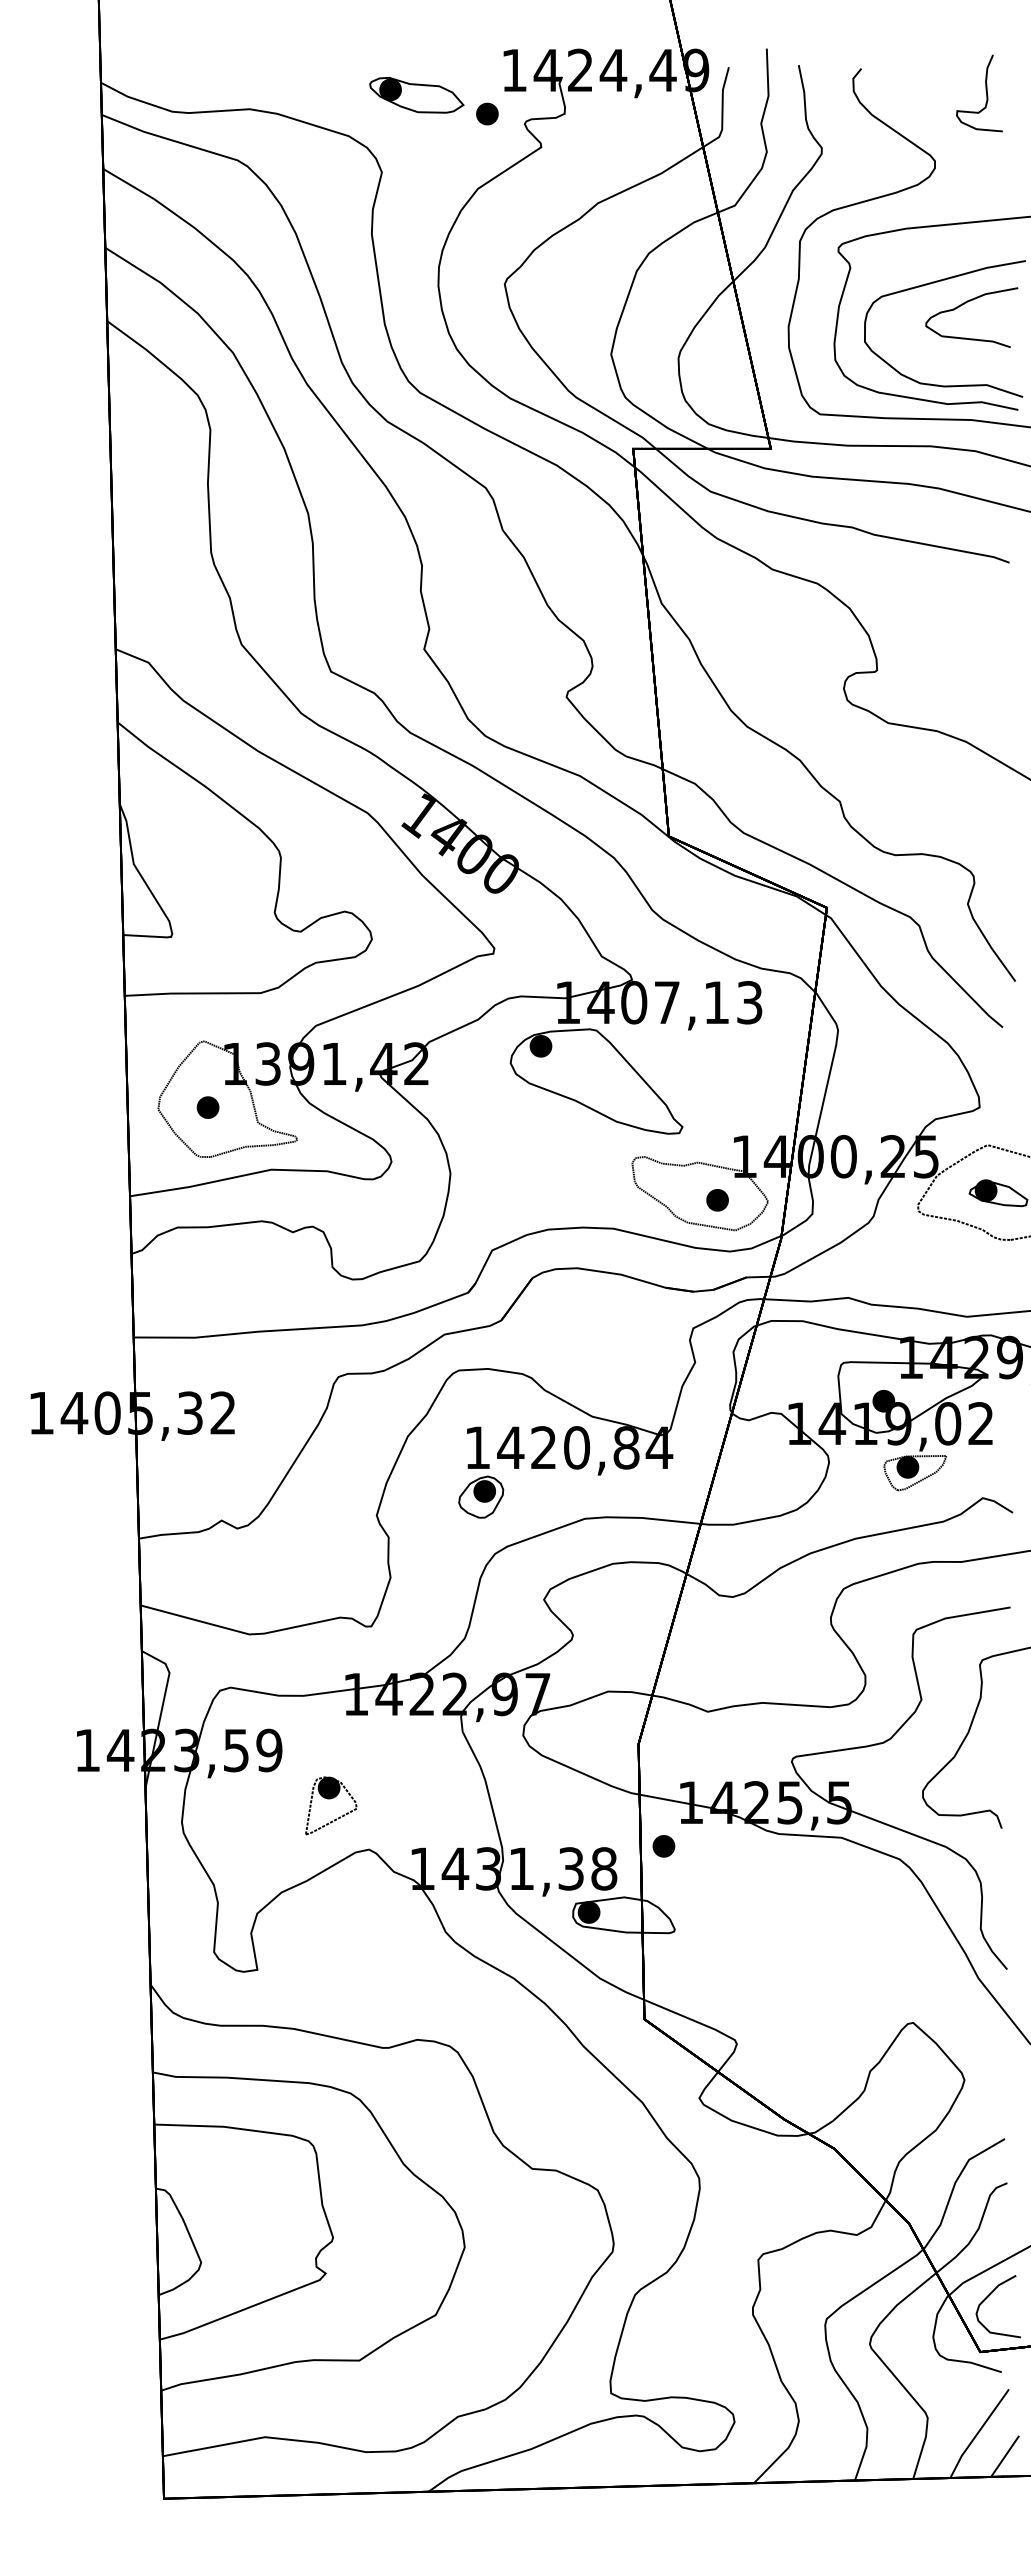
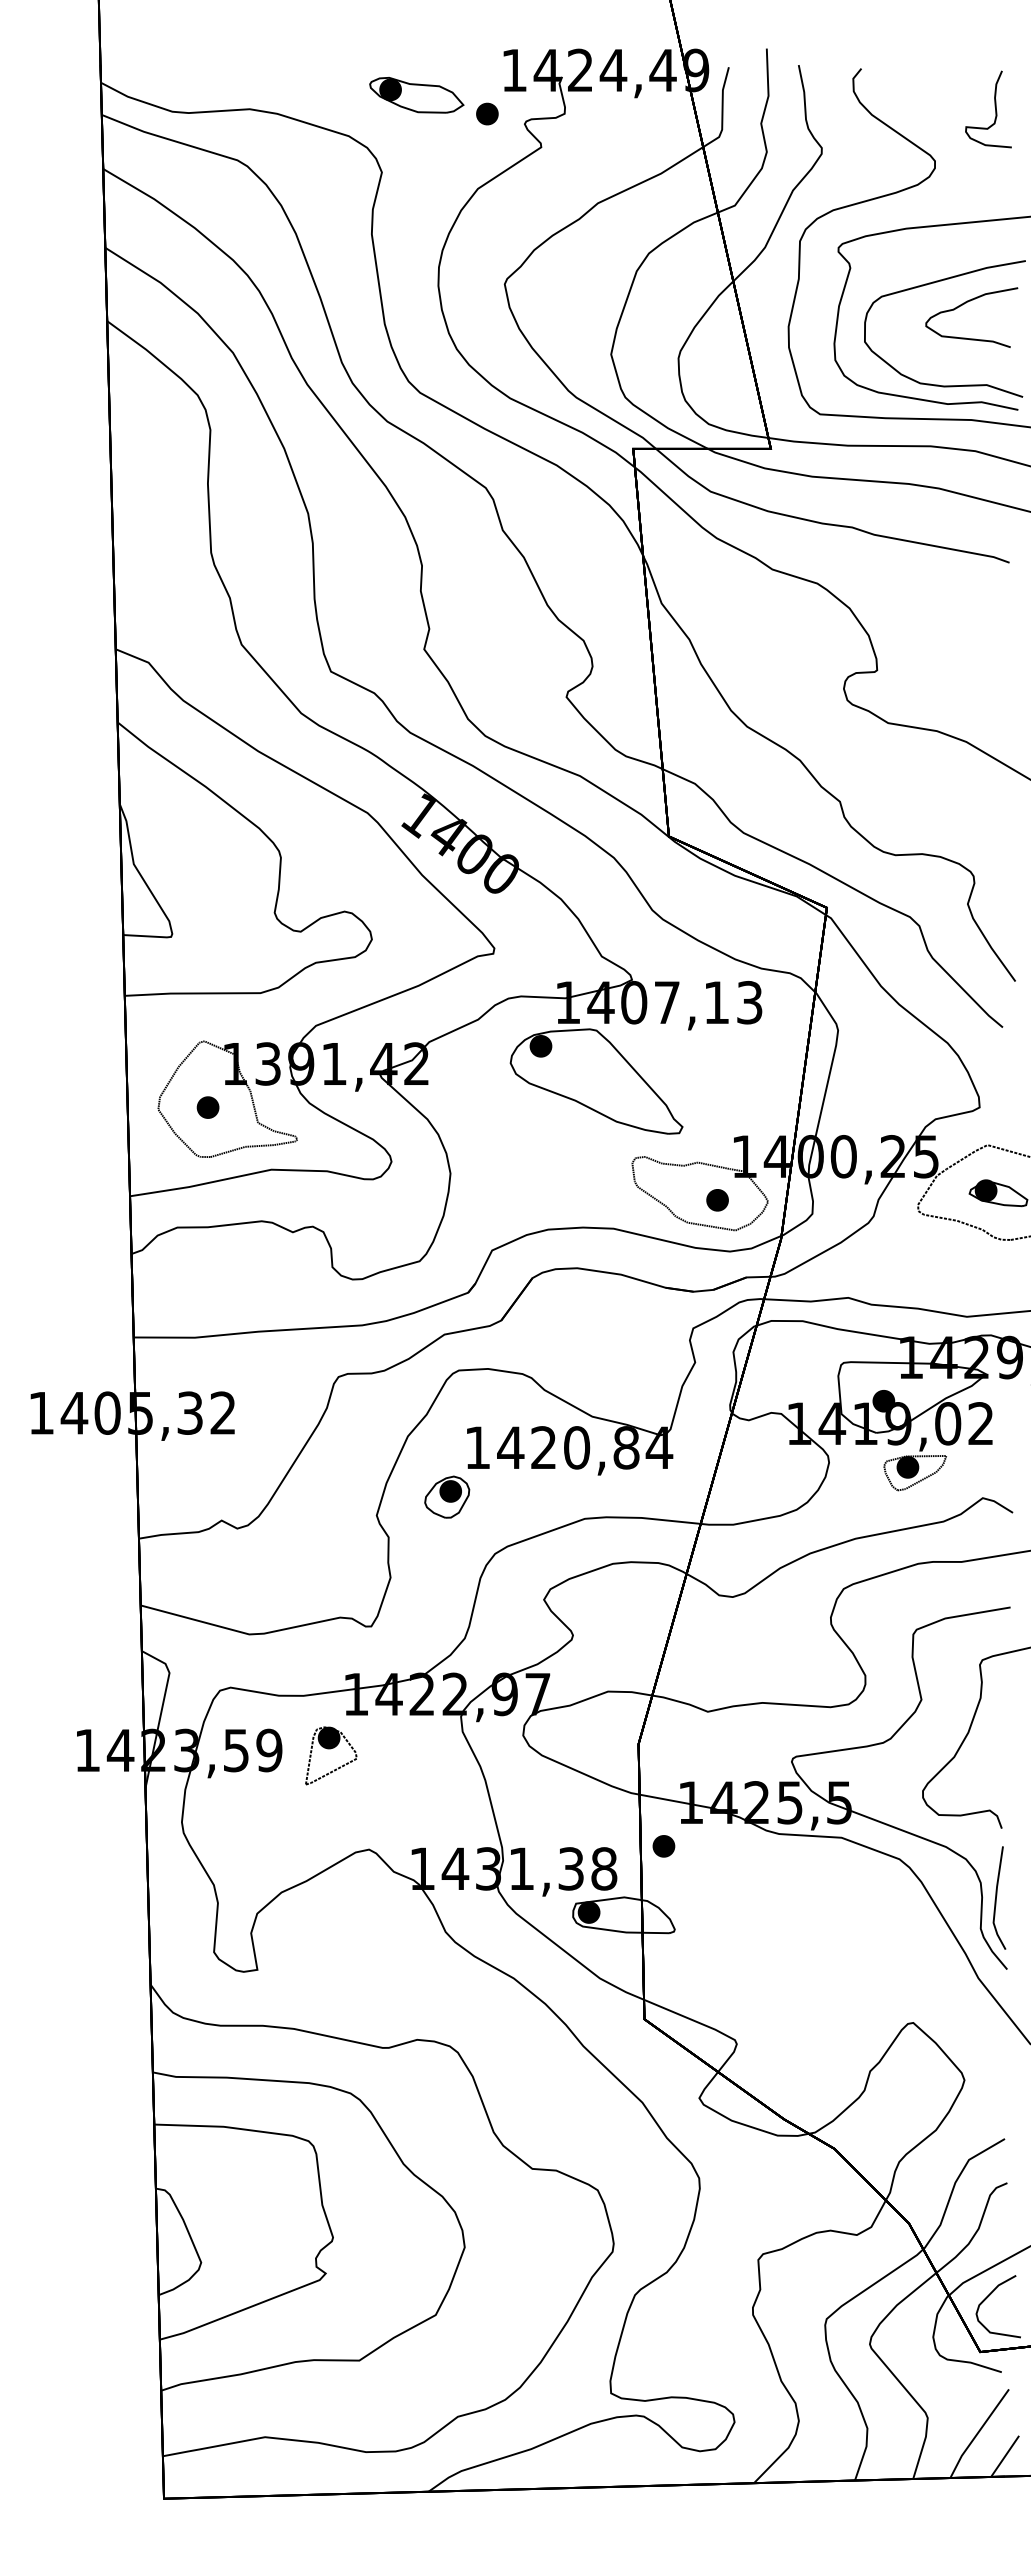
curve position: (985, 90) -> (994, 106) (994, 106)
part position: (481, 1496) -> (447, 1496) (447, 1496)
part position: (330, 1799) -> (330, 1749) (330, 1749)
line: none -> present (997, 1895)
